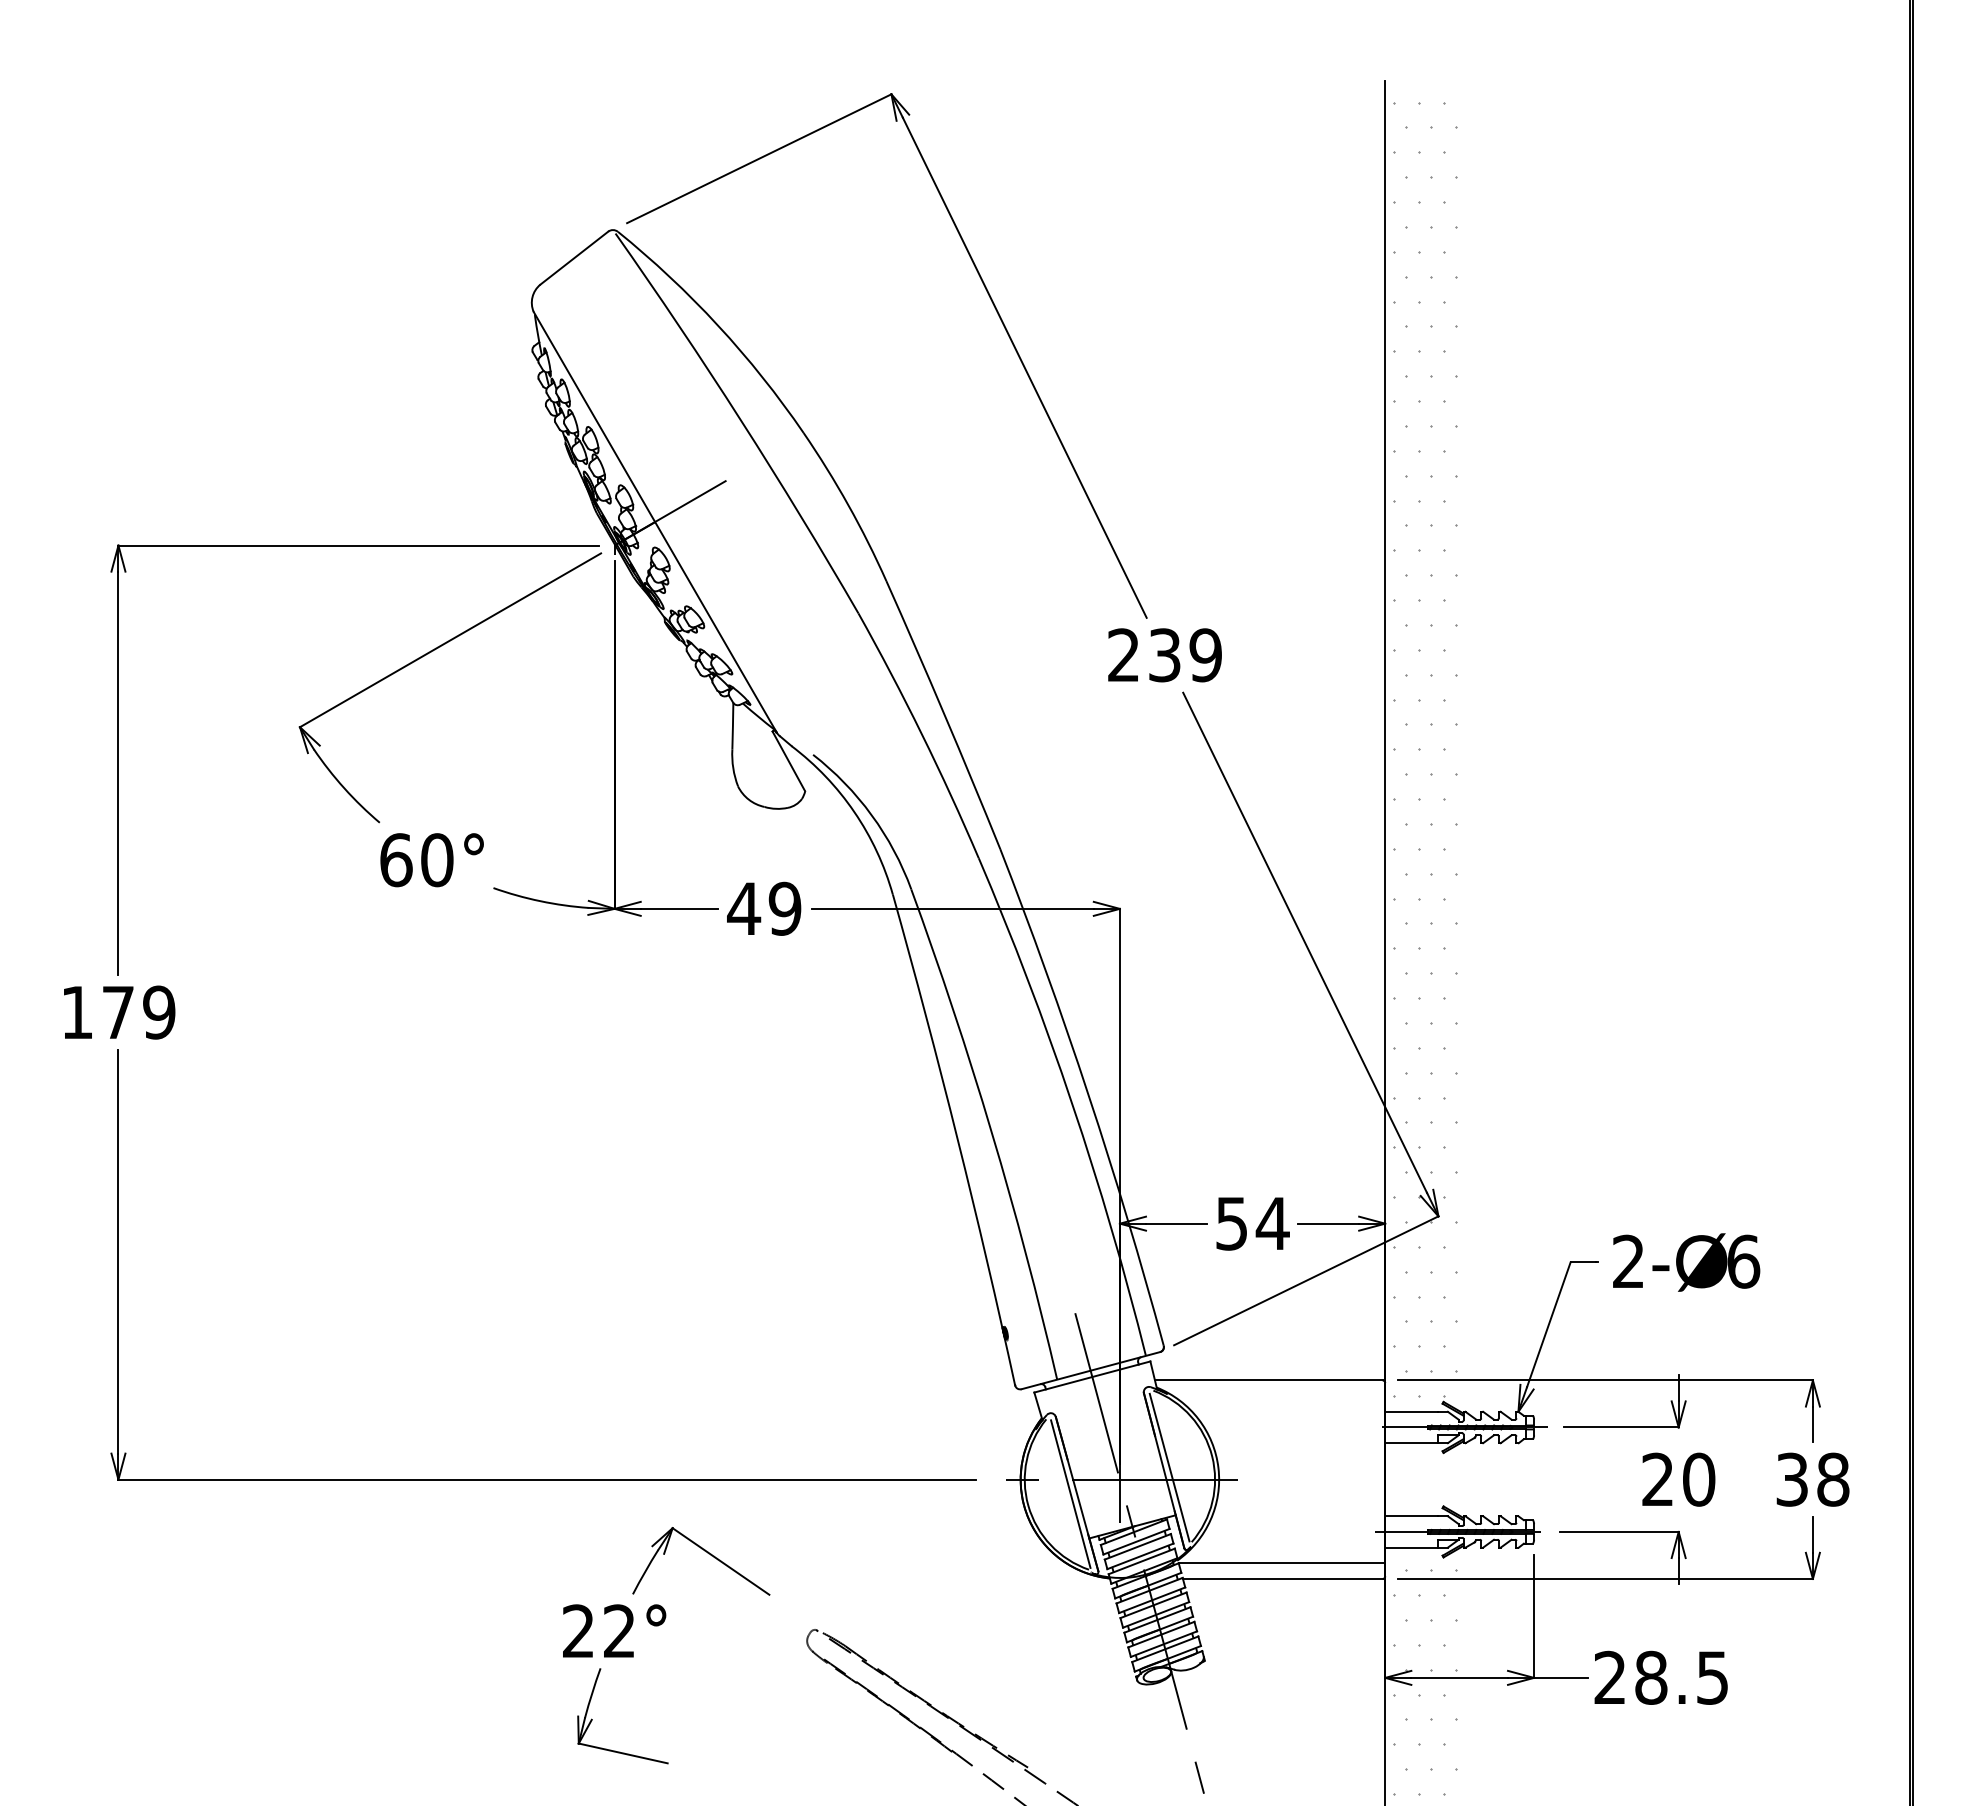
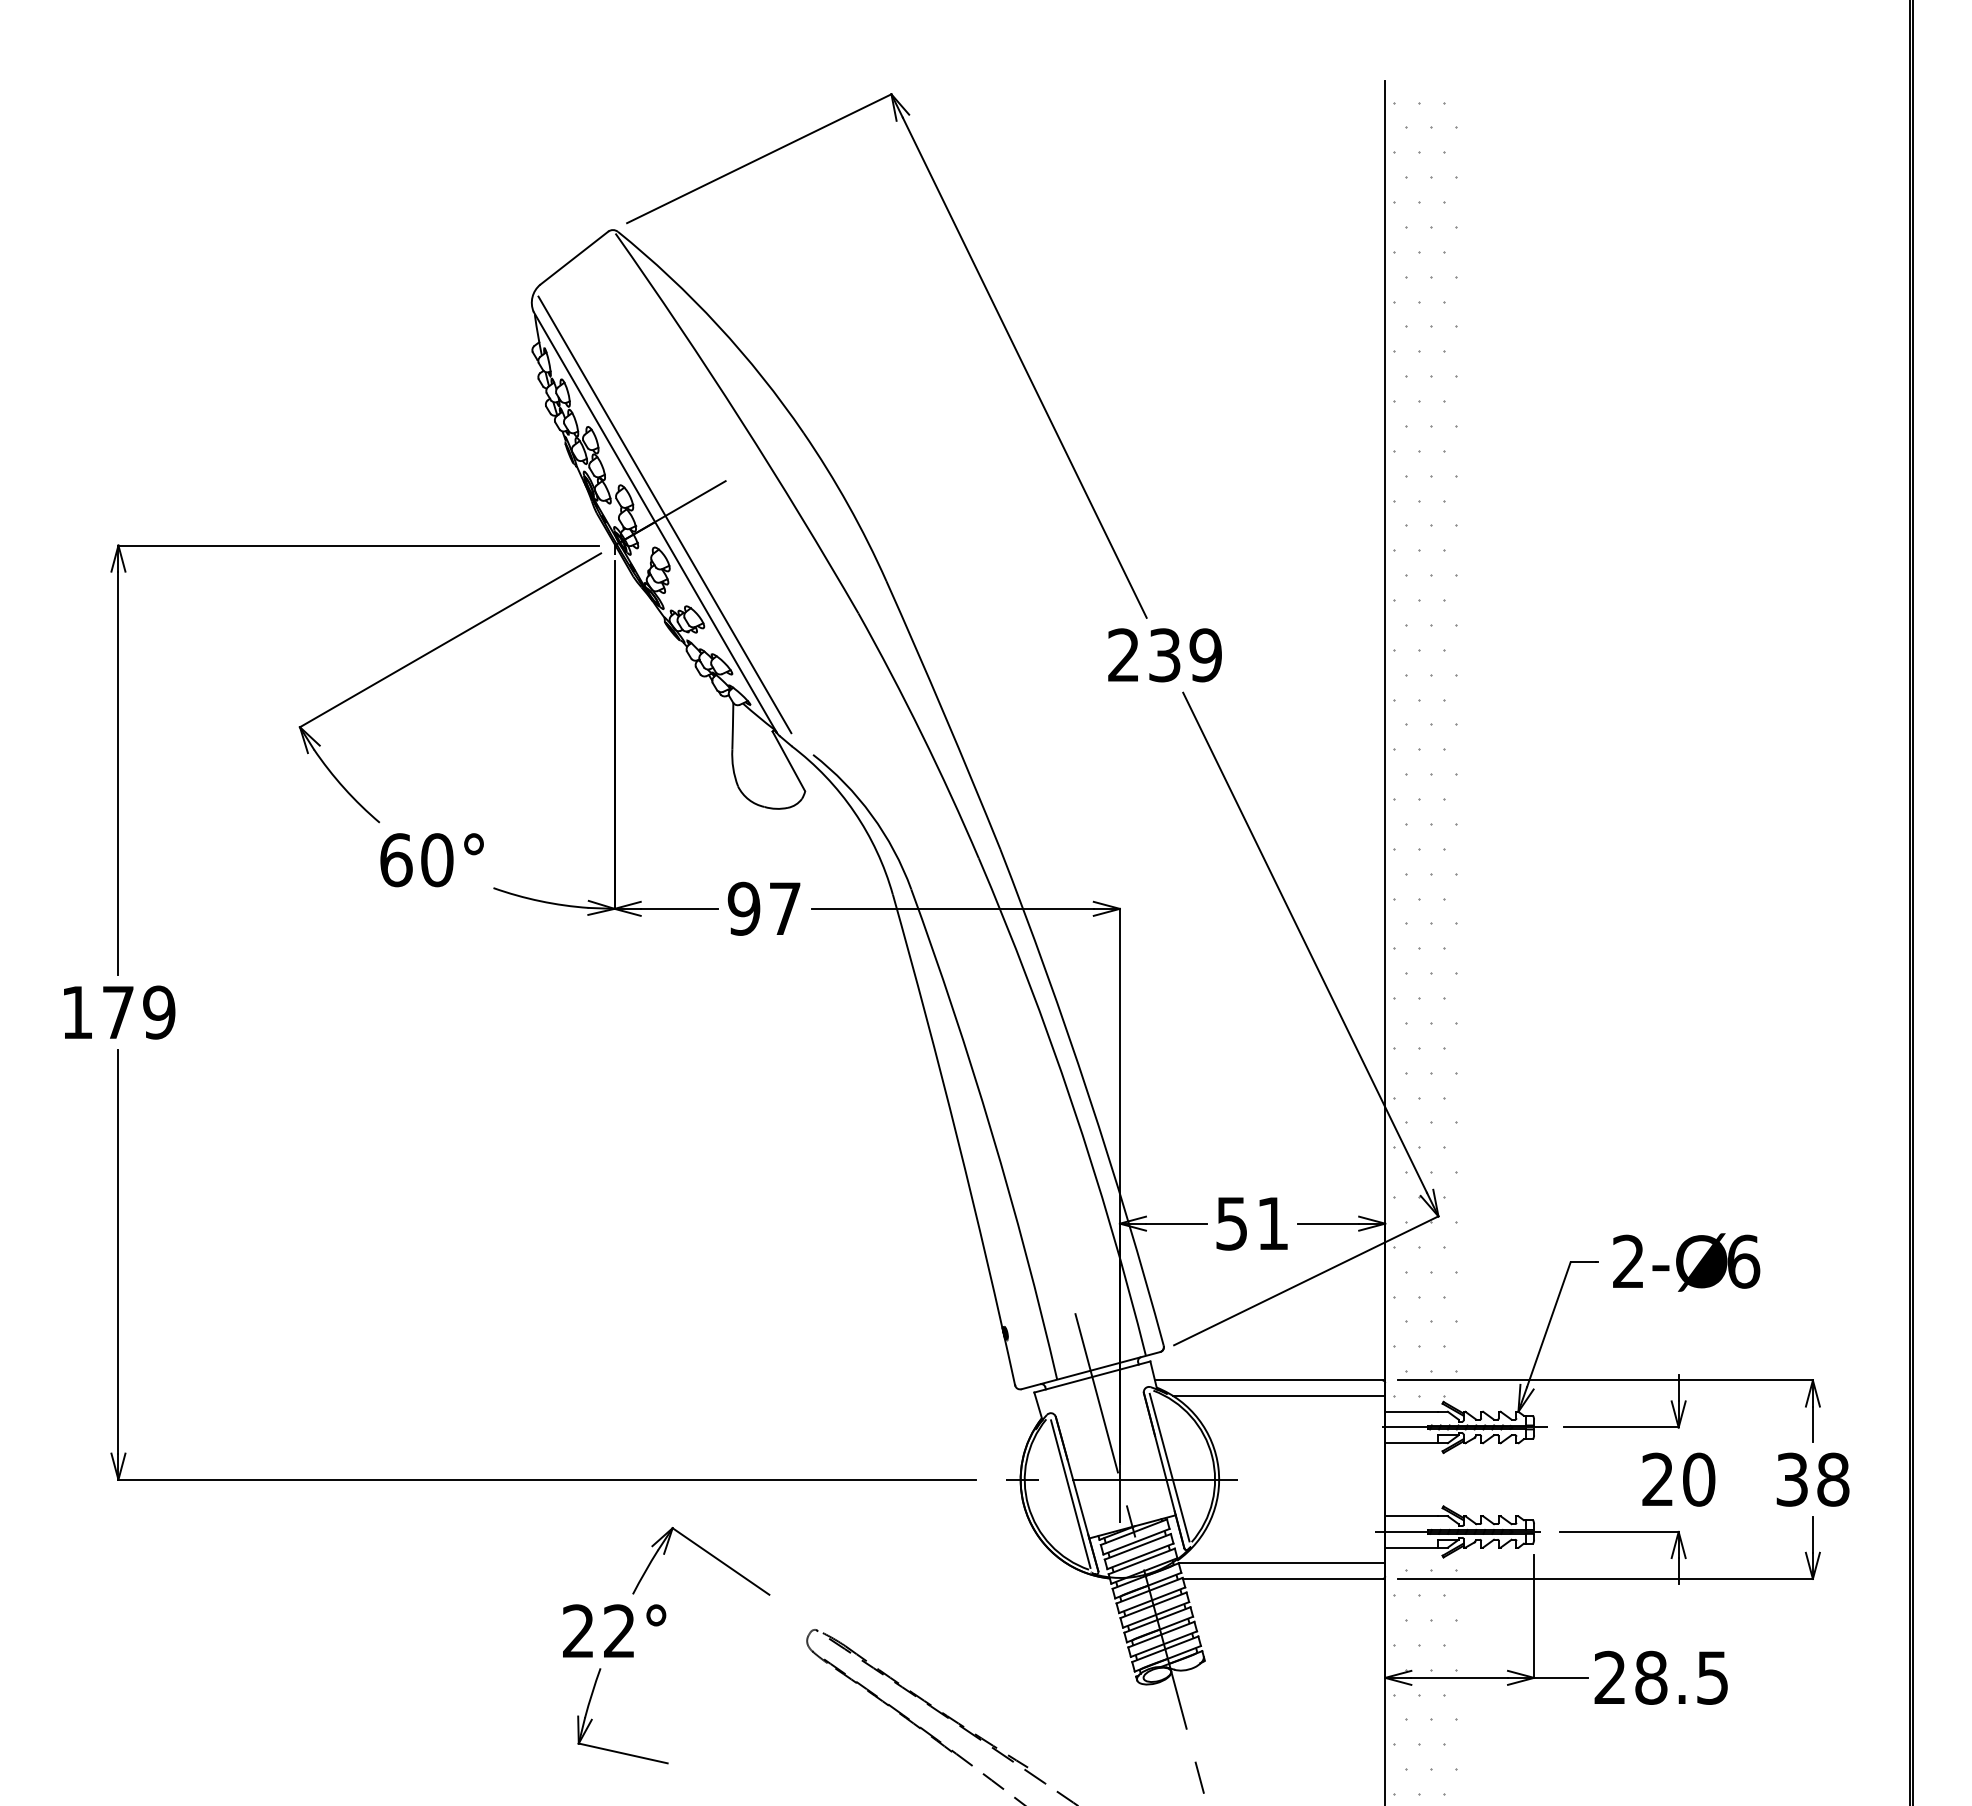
line: none -> present (664, 514)
text: 49 -> 97 (764, 908)
text: 54 -> 51 (1272, 1223)
line: none -> present (1279, 1396)
